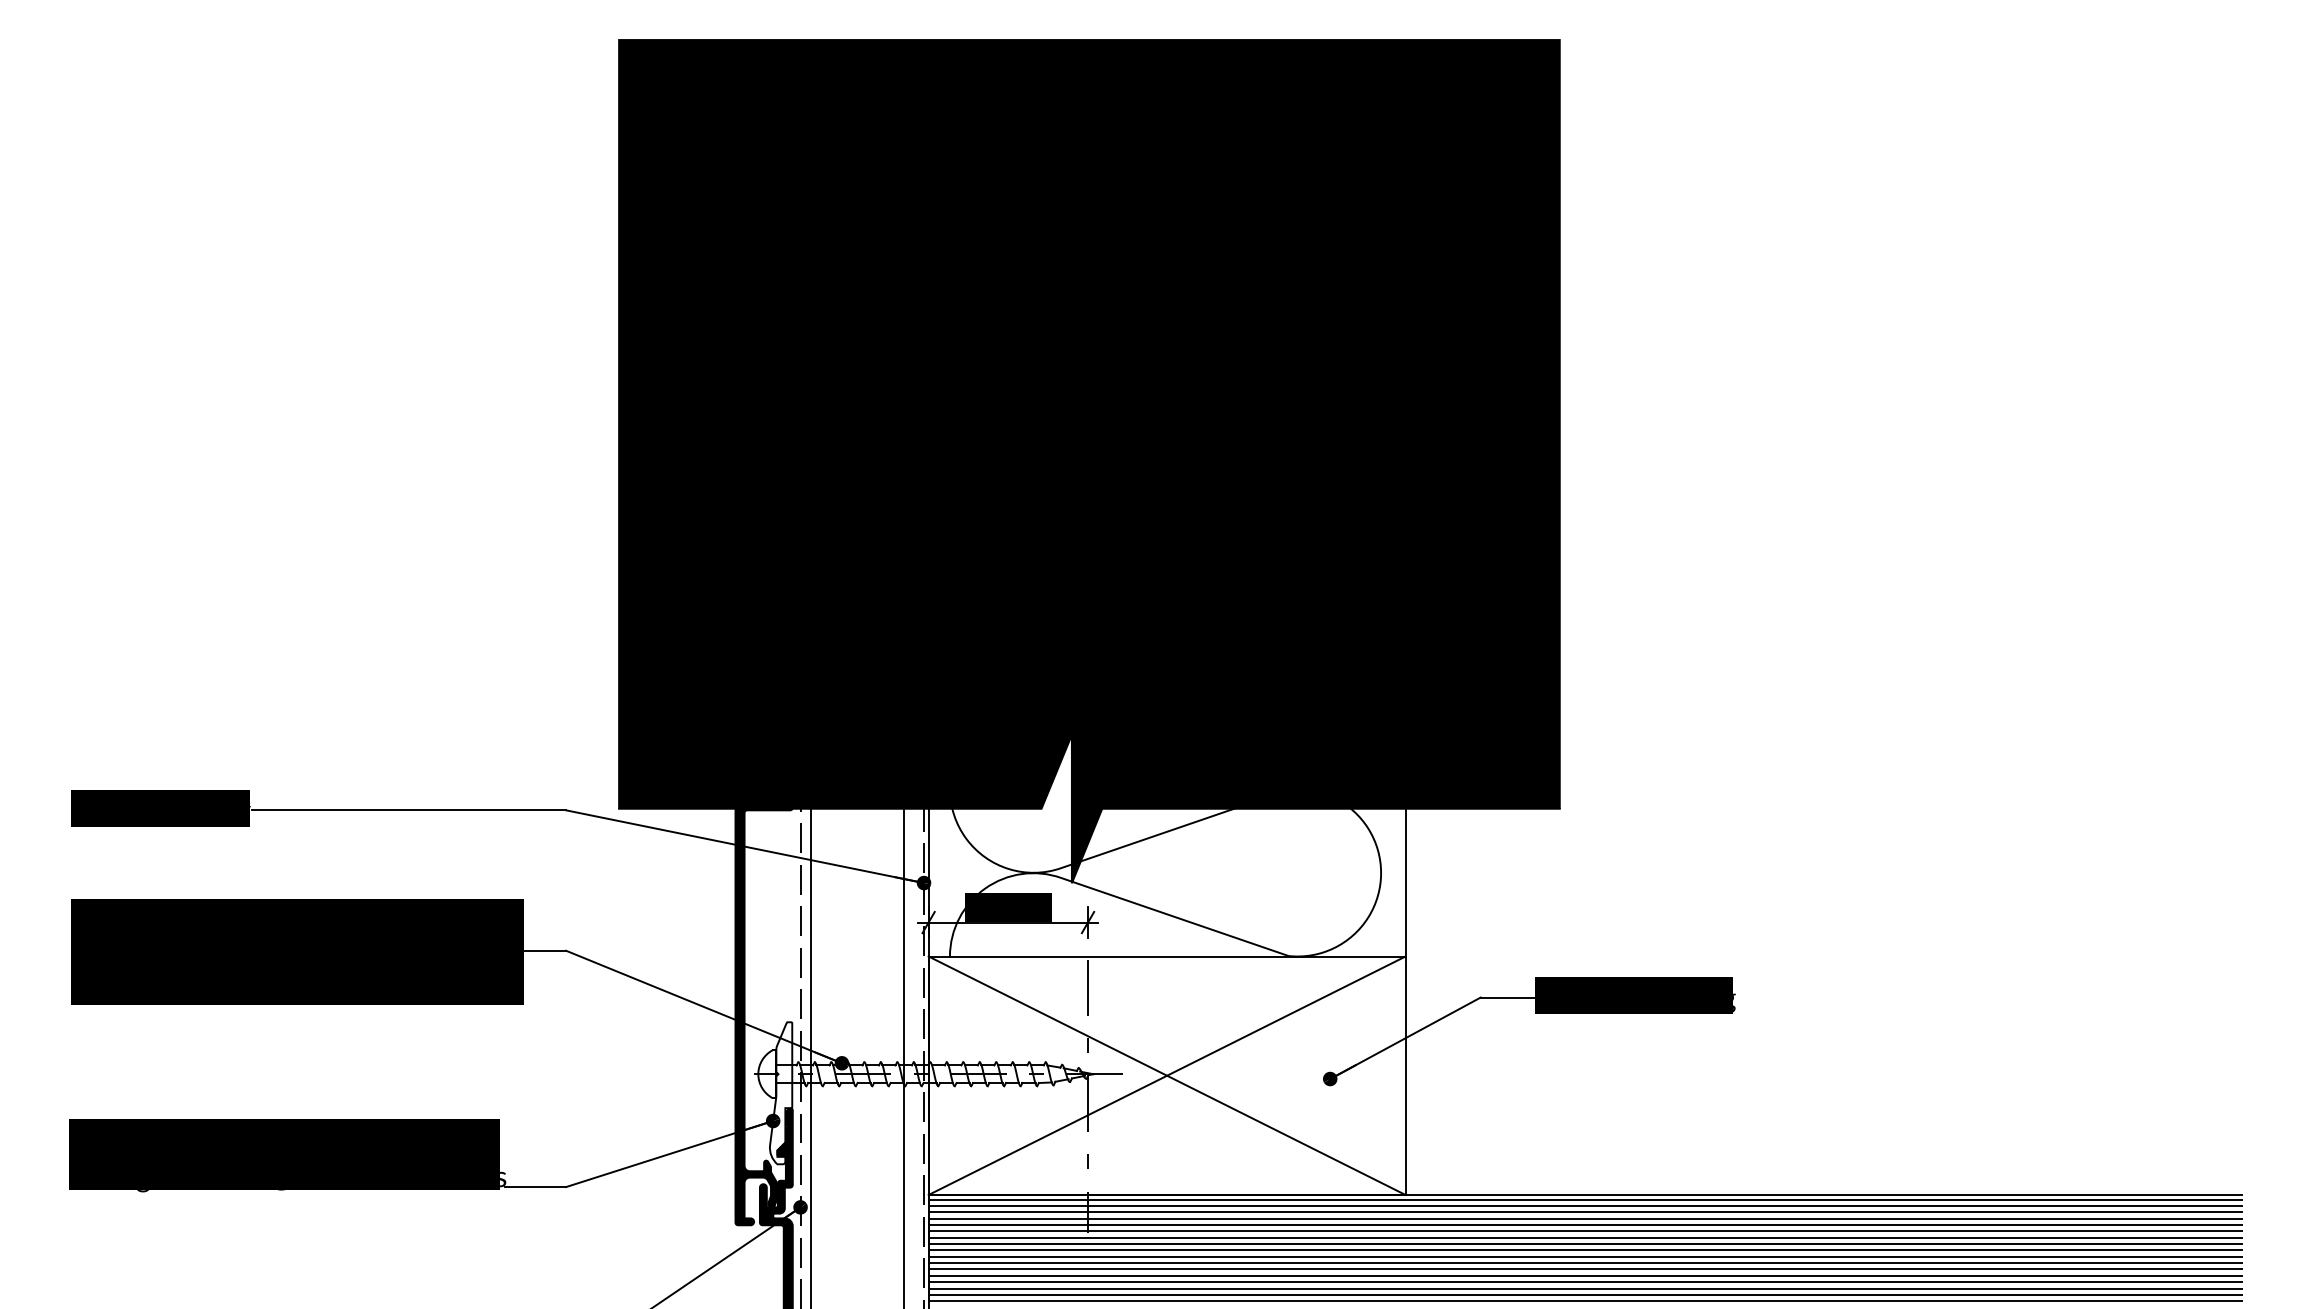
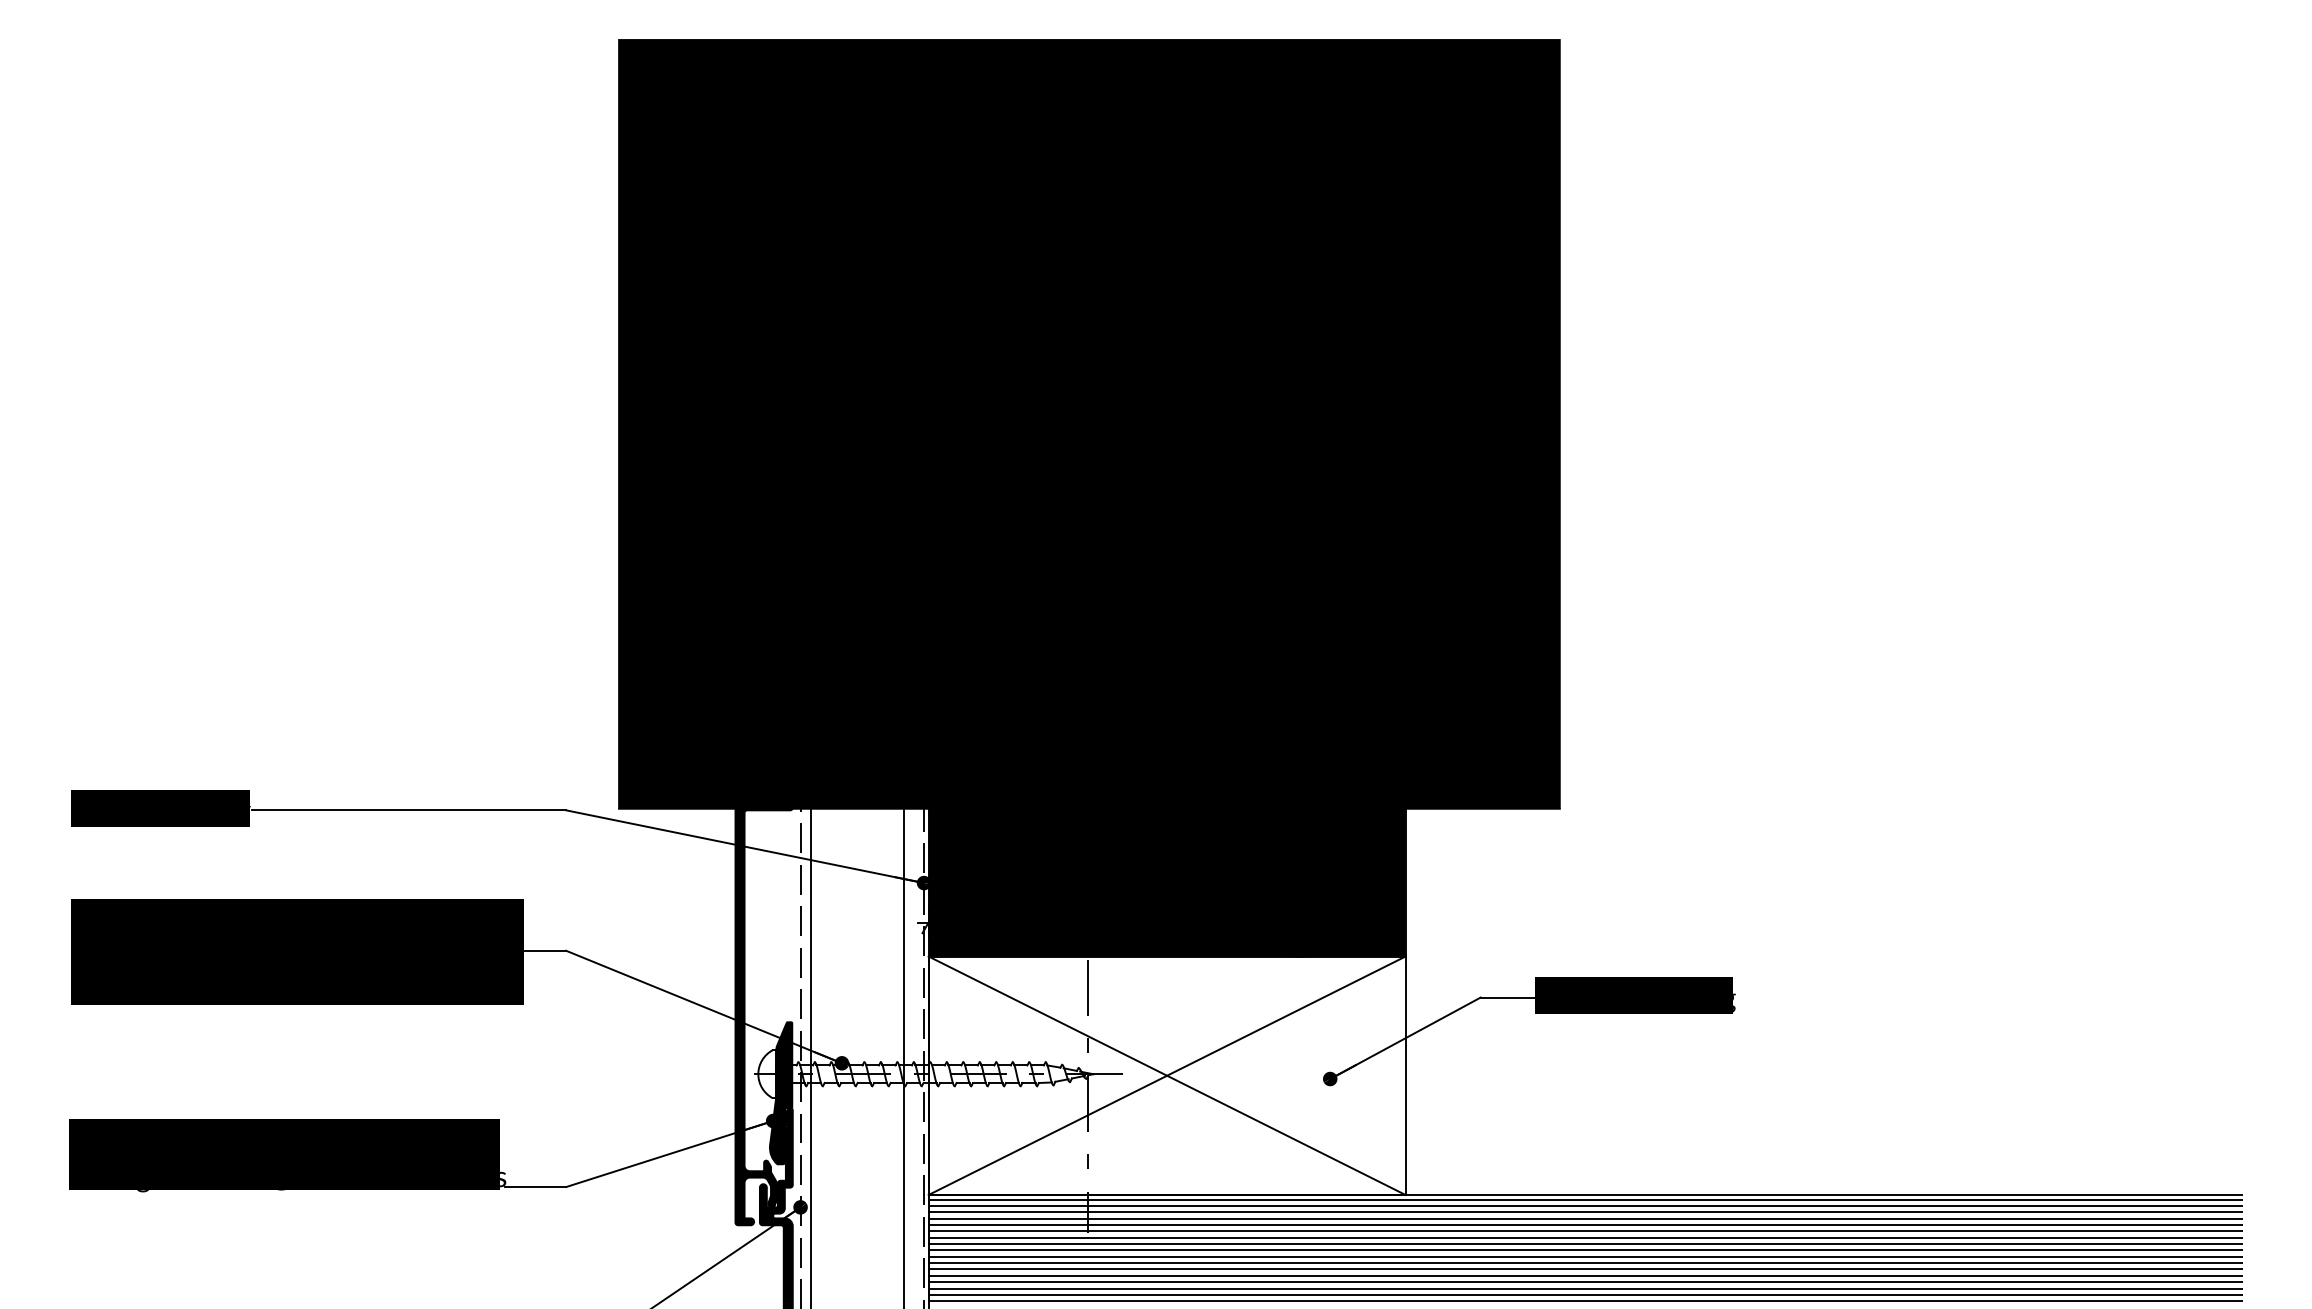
fill: none -> present (1166, 845)
fill: none -> present (780, 1093)
